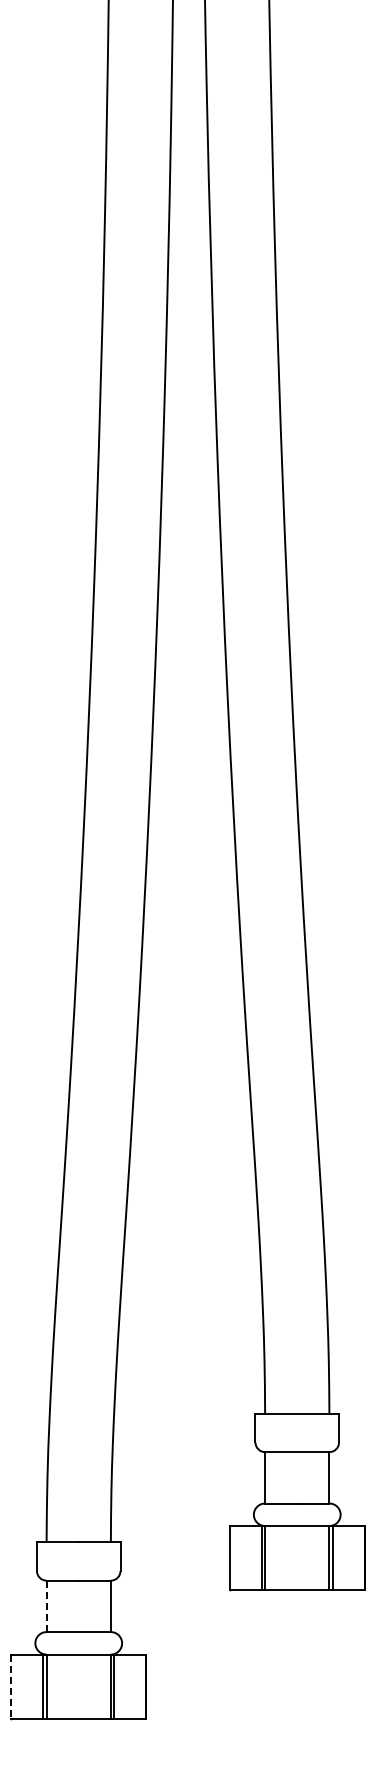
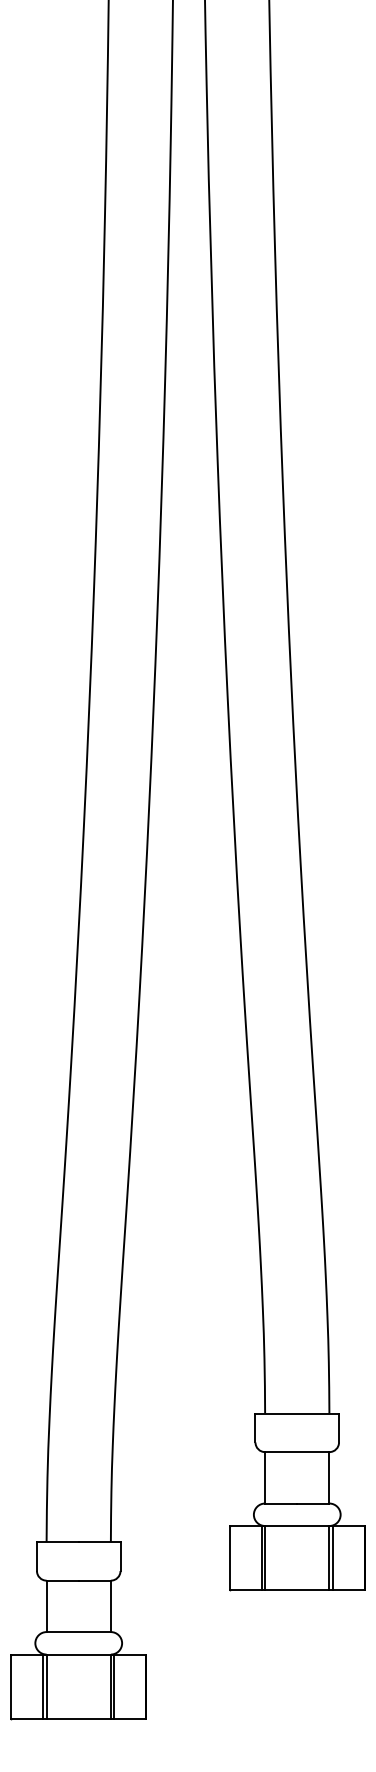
line: dashed -> solid (46, 1606)
line: dashed -> solid (11, 1687)
